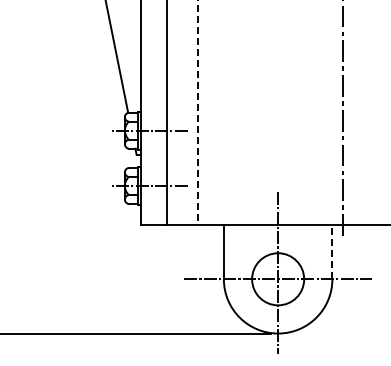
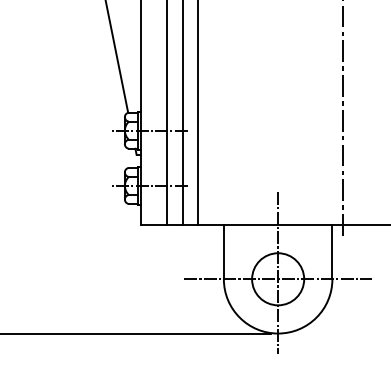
line: none -> present (182, 113)
line: dashed -> solid (198, 113)
line: dashed -> solid (332, 251)
